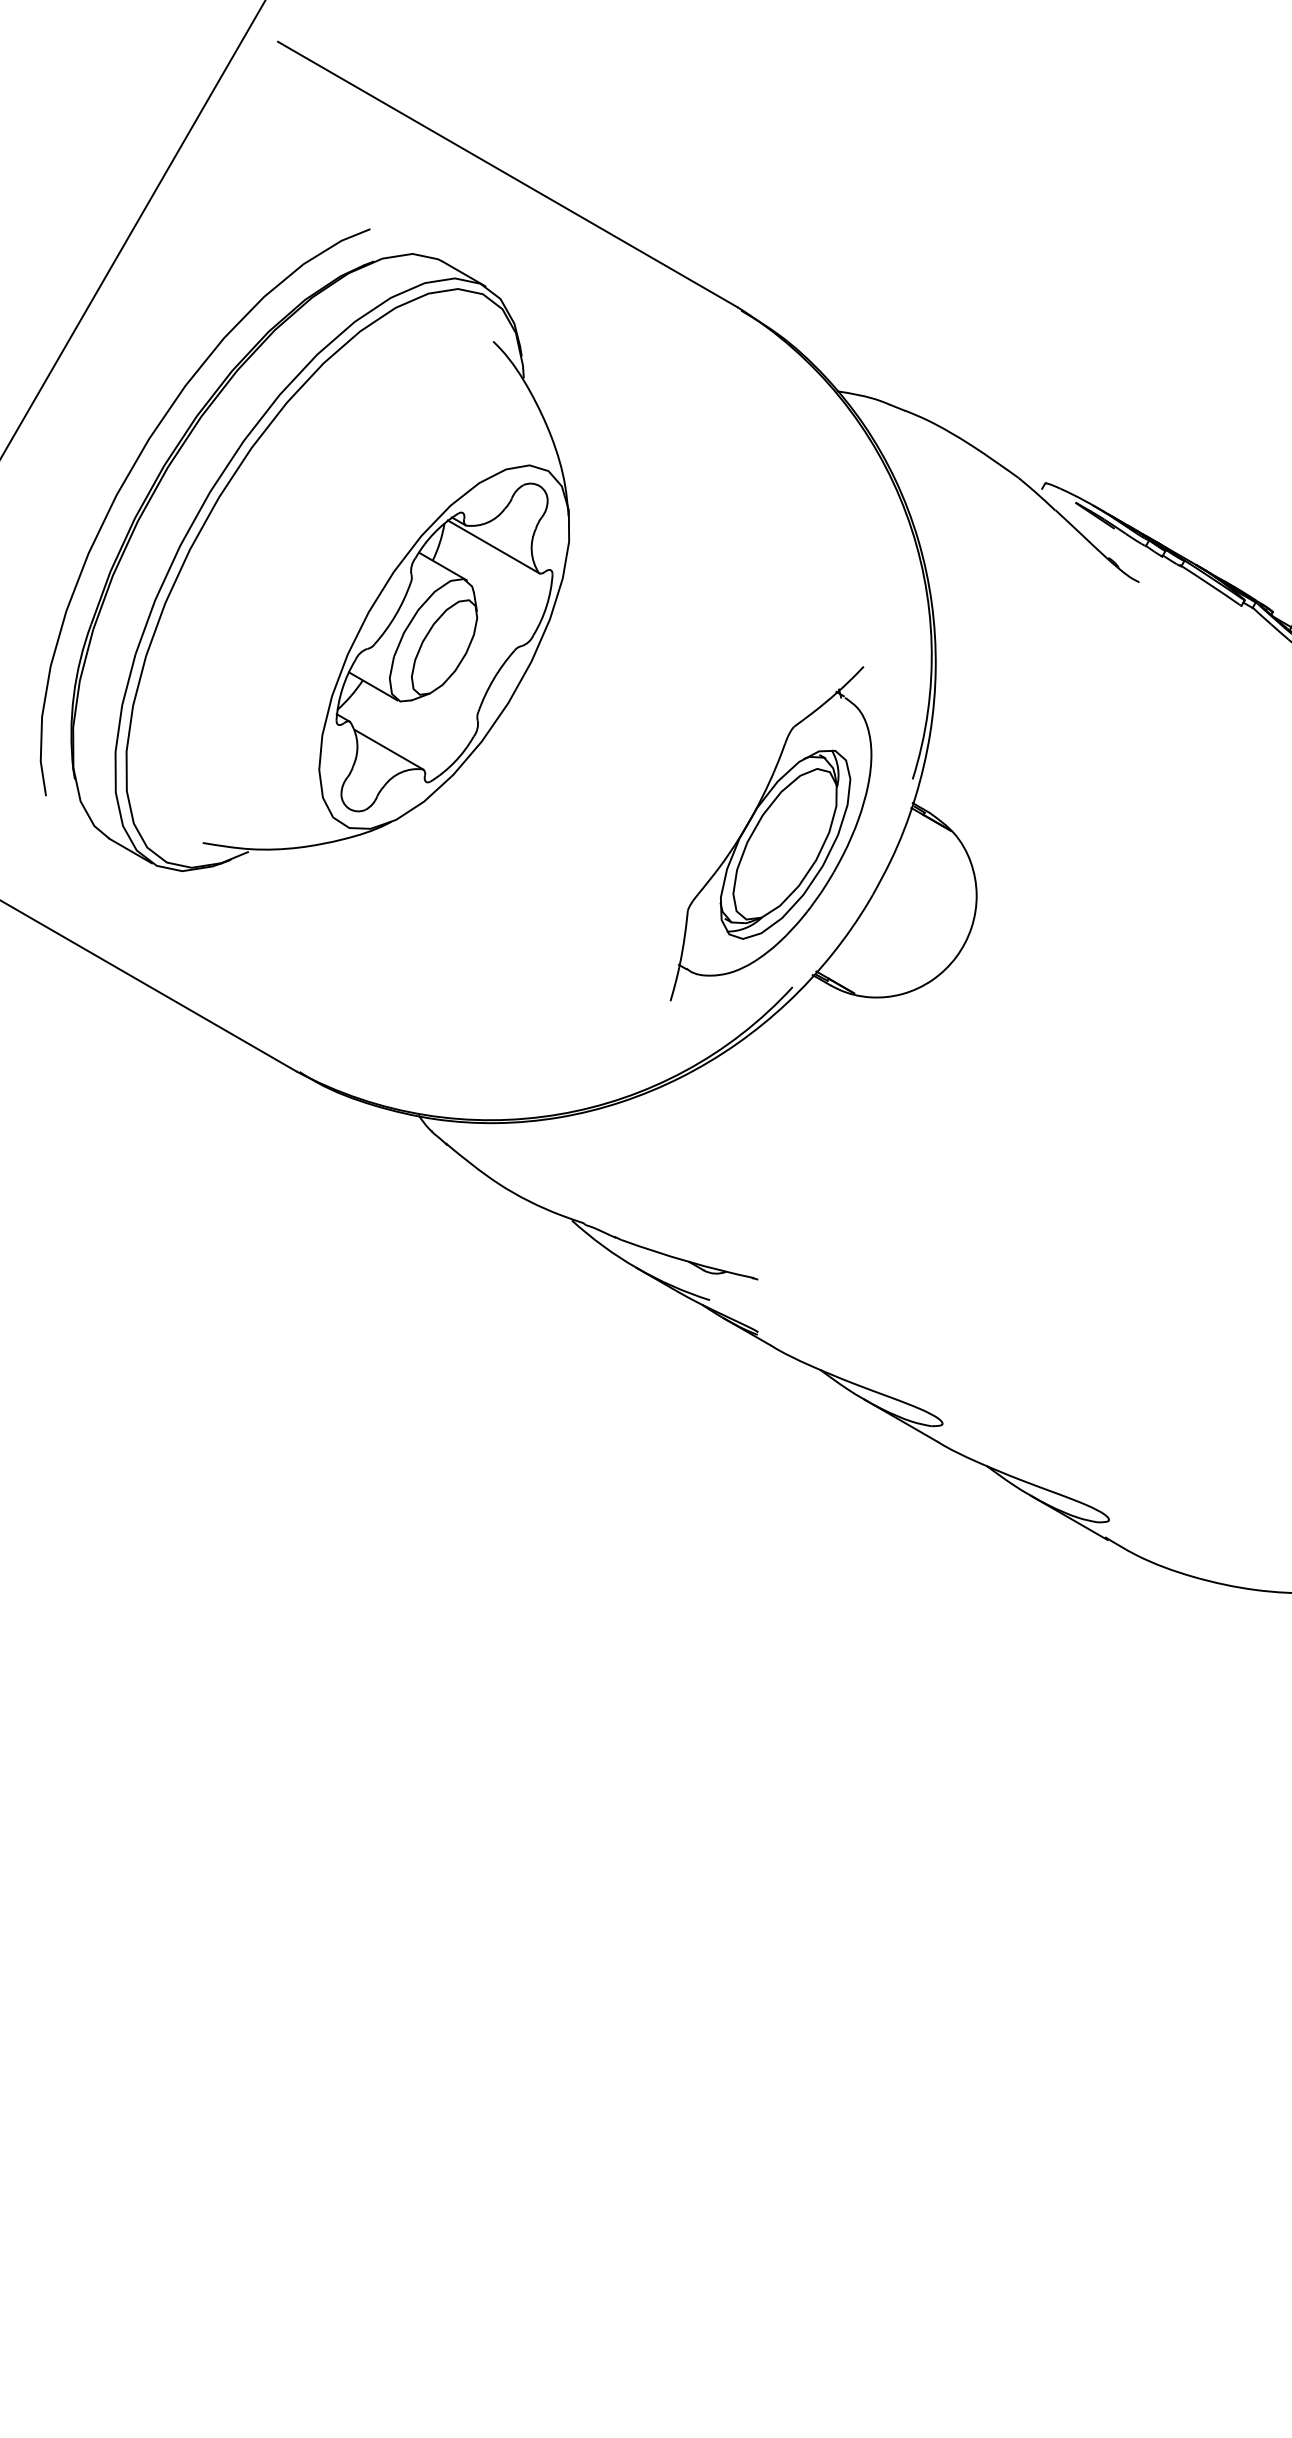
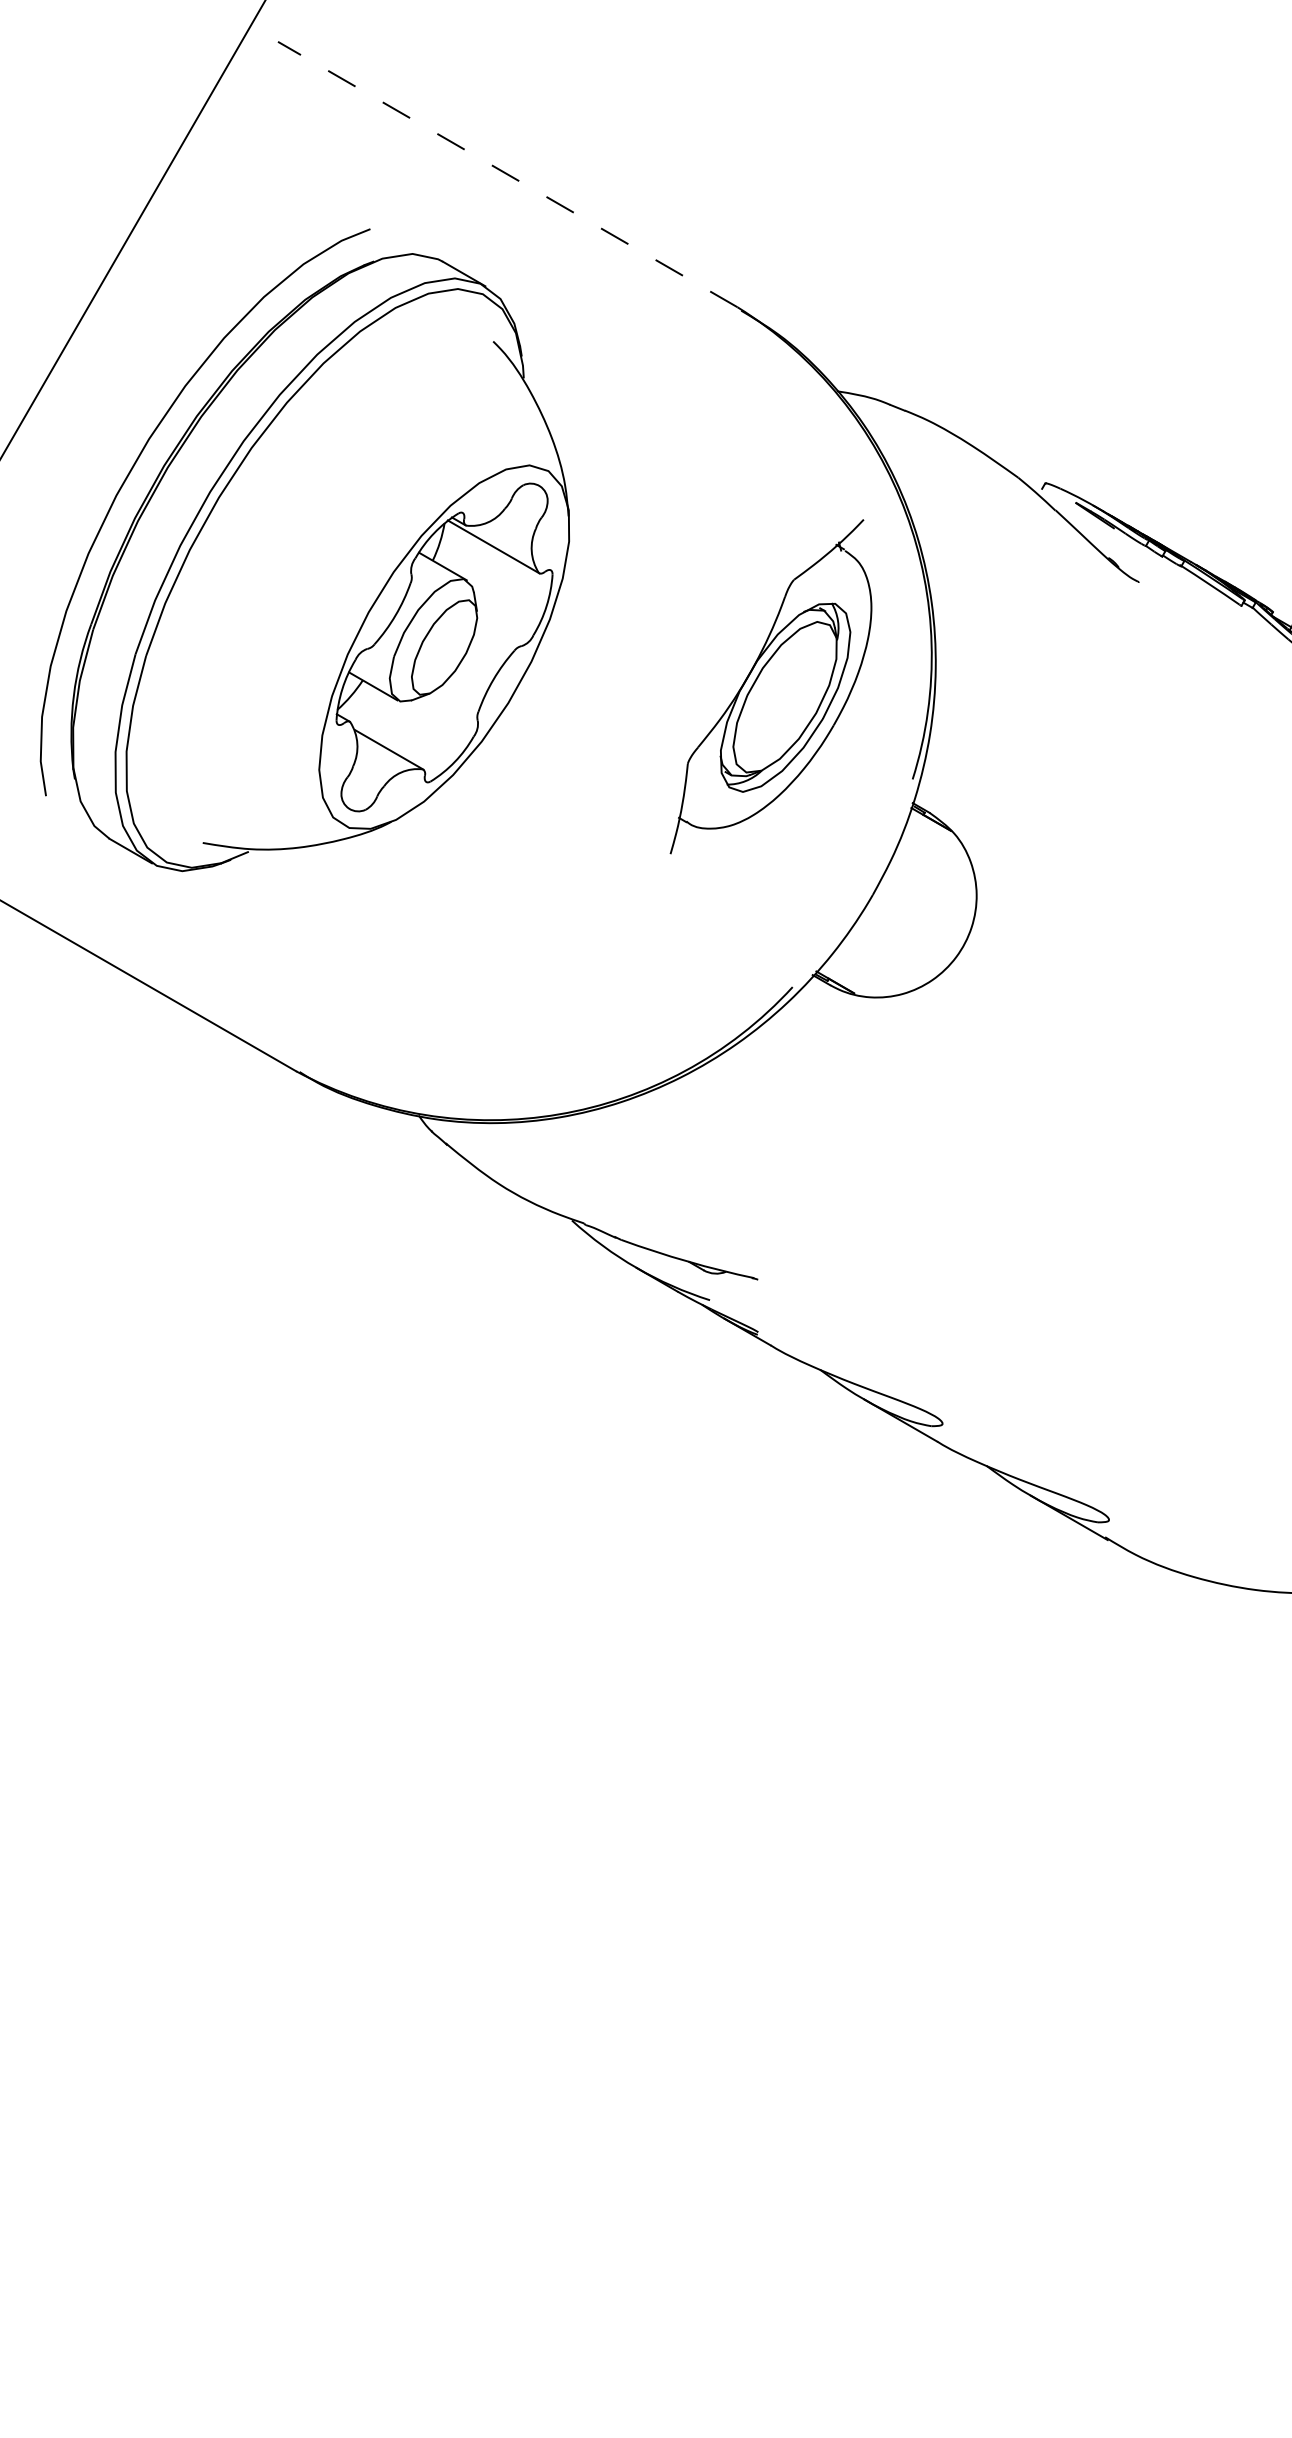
line: solid -> dashed (507, 174)
part position: (770, 833) -> (770, 686) (770, 686)
